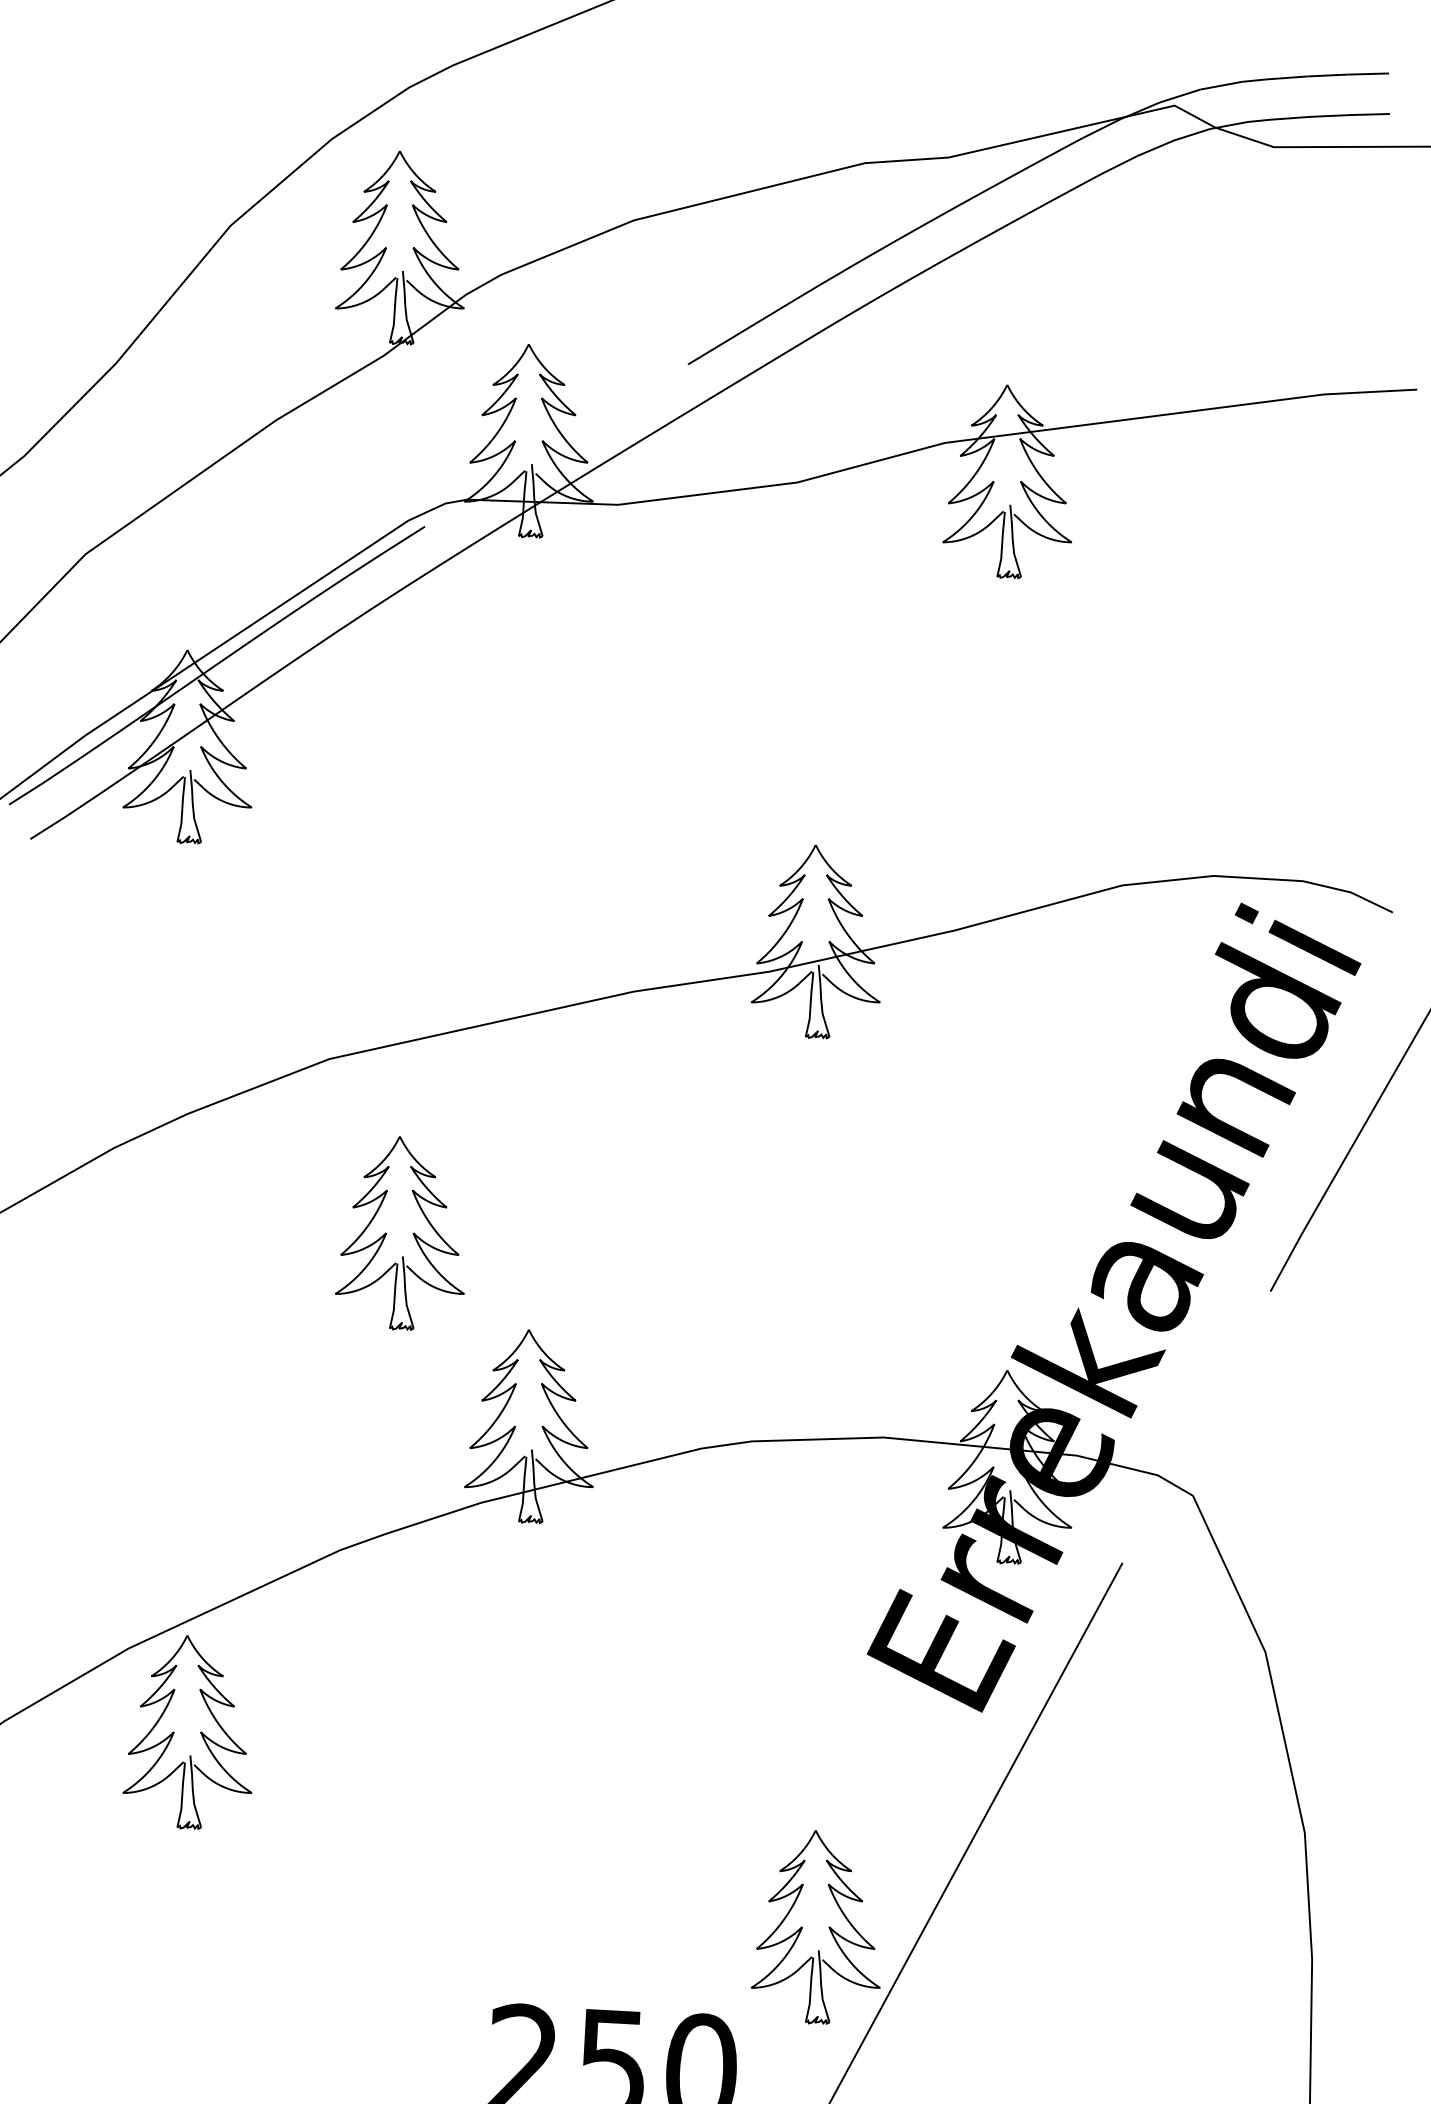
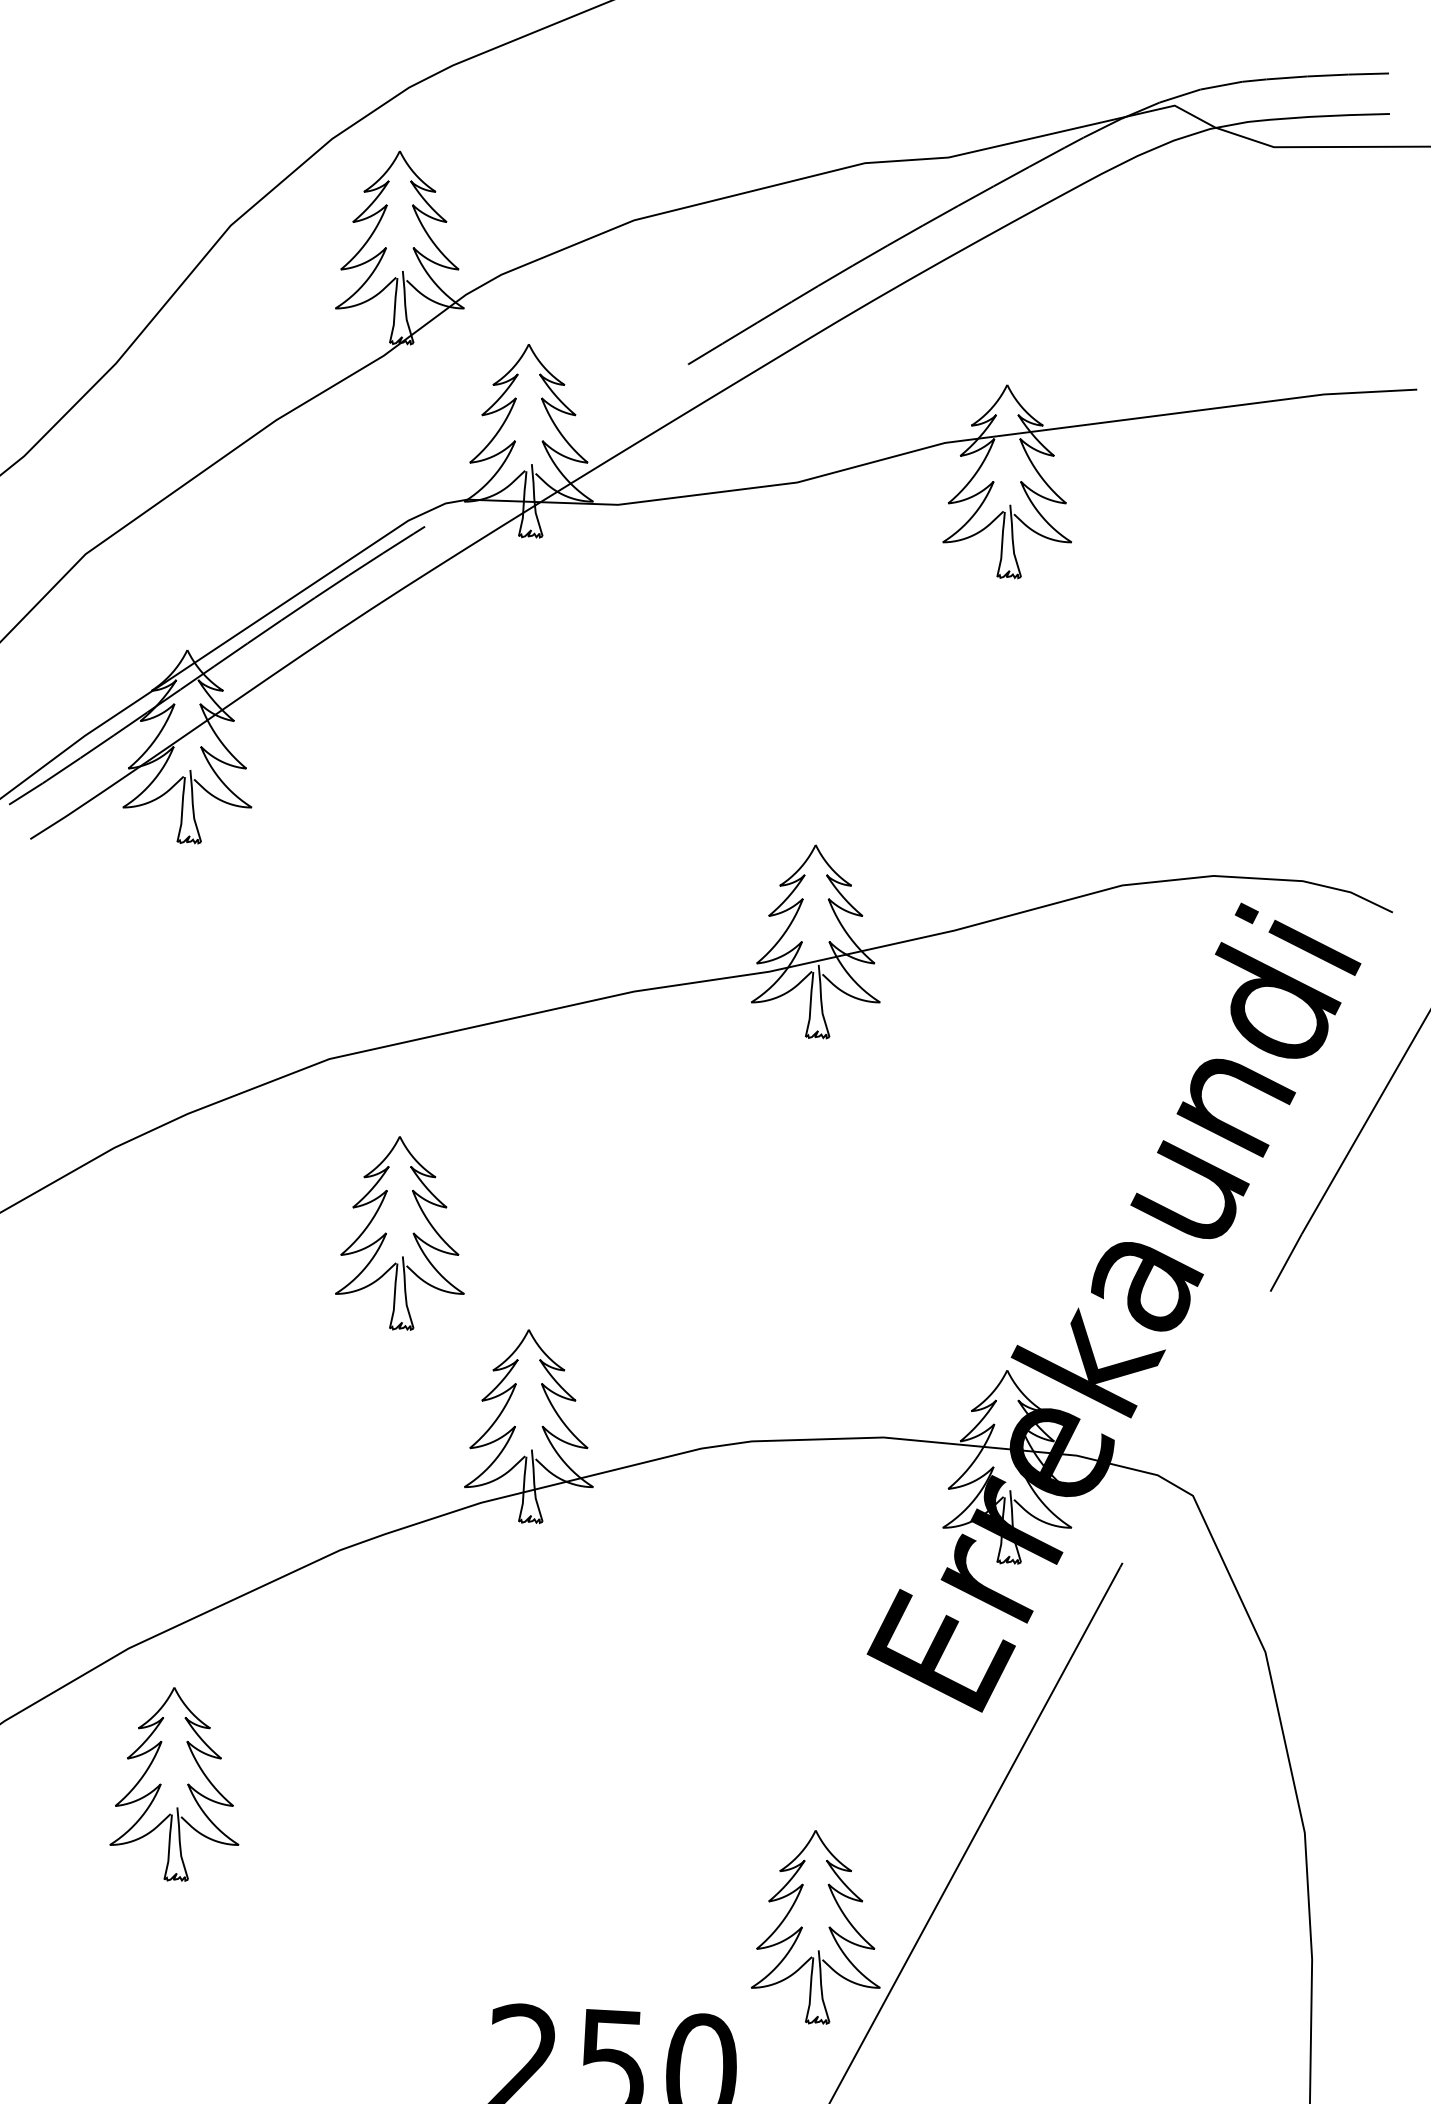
part position: (187, 1732) -> (174, 1784) (174, 1784)
